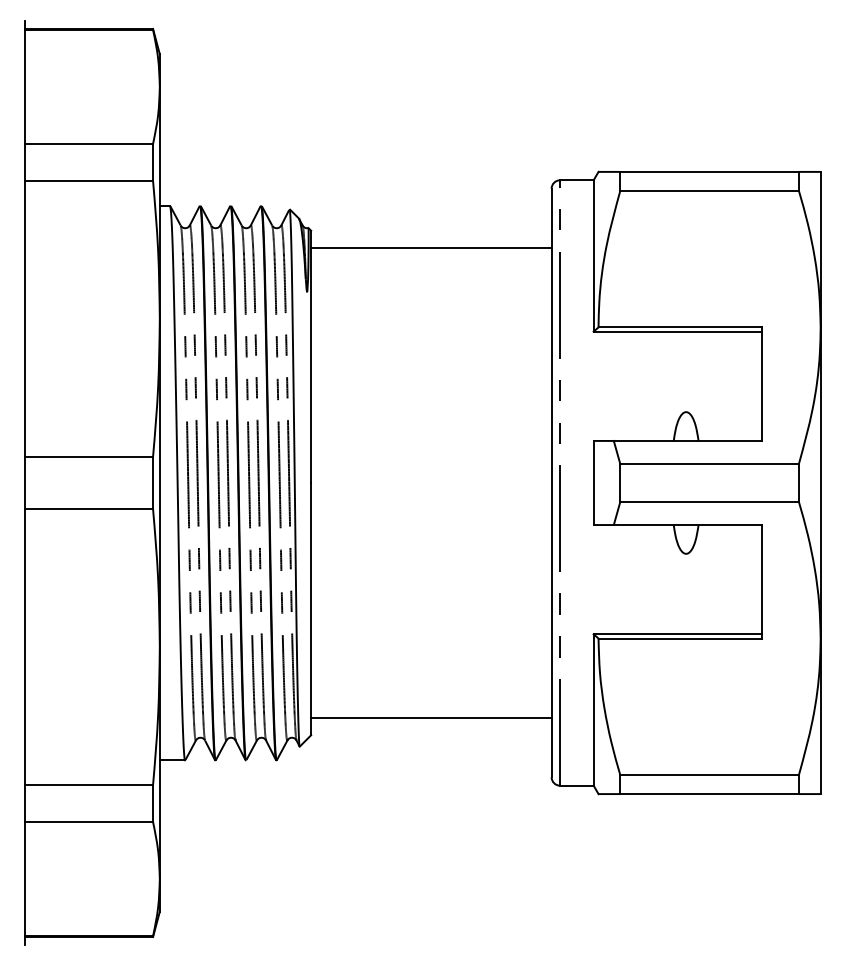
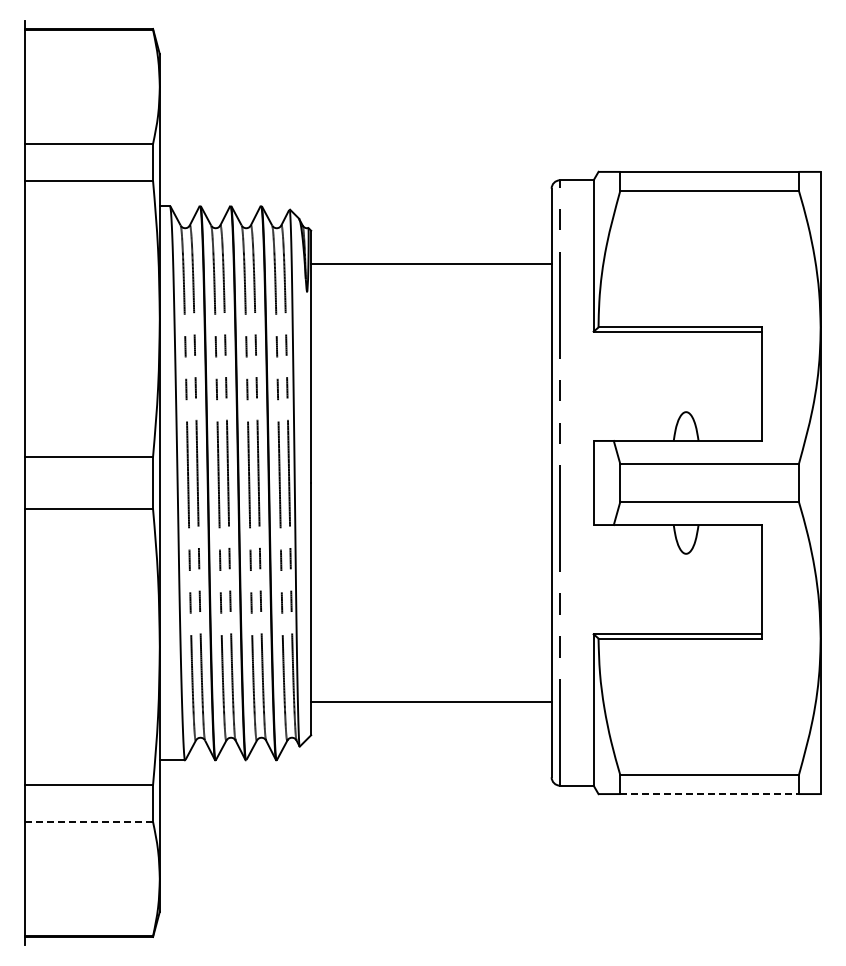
line position: (431, 247) -> (431, 263) (431, 263)
line position: (431, 718) -> (431, 702) (431, 702)
line: solid -> dashed (710, 794)
line: solid -> dashed (89, 822)
